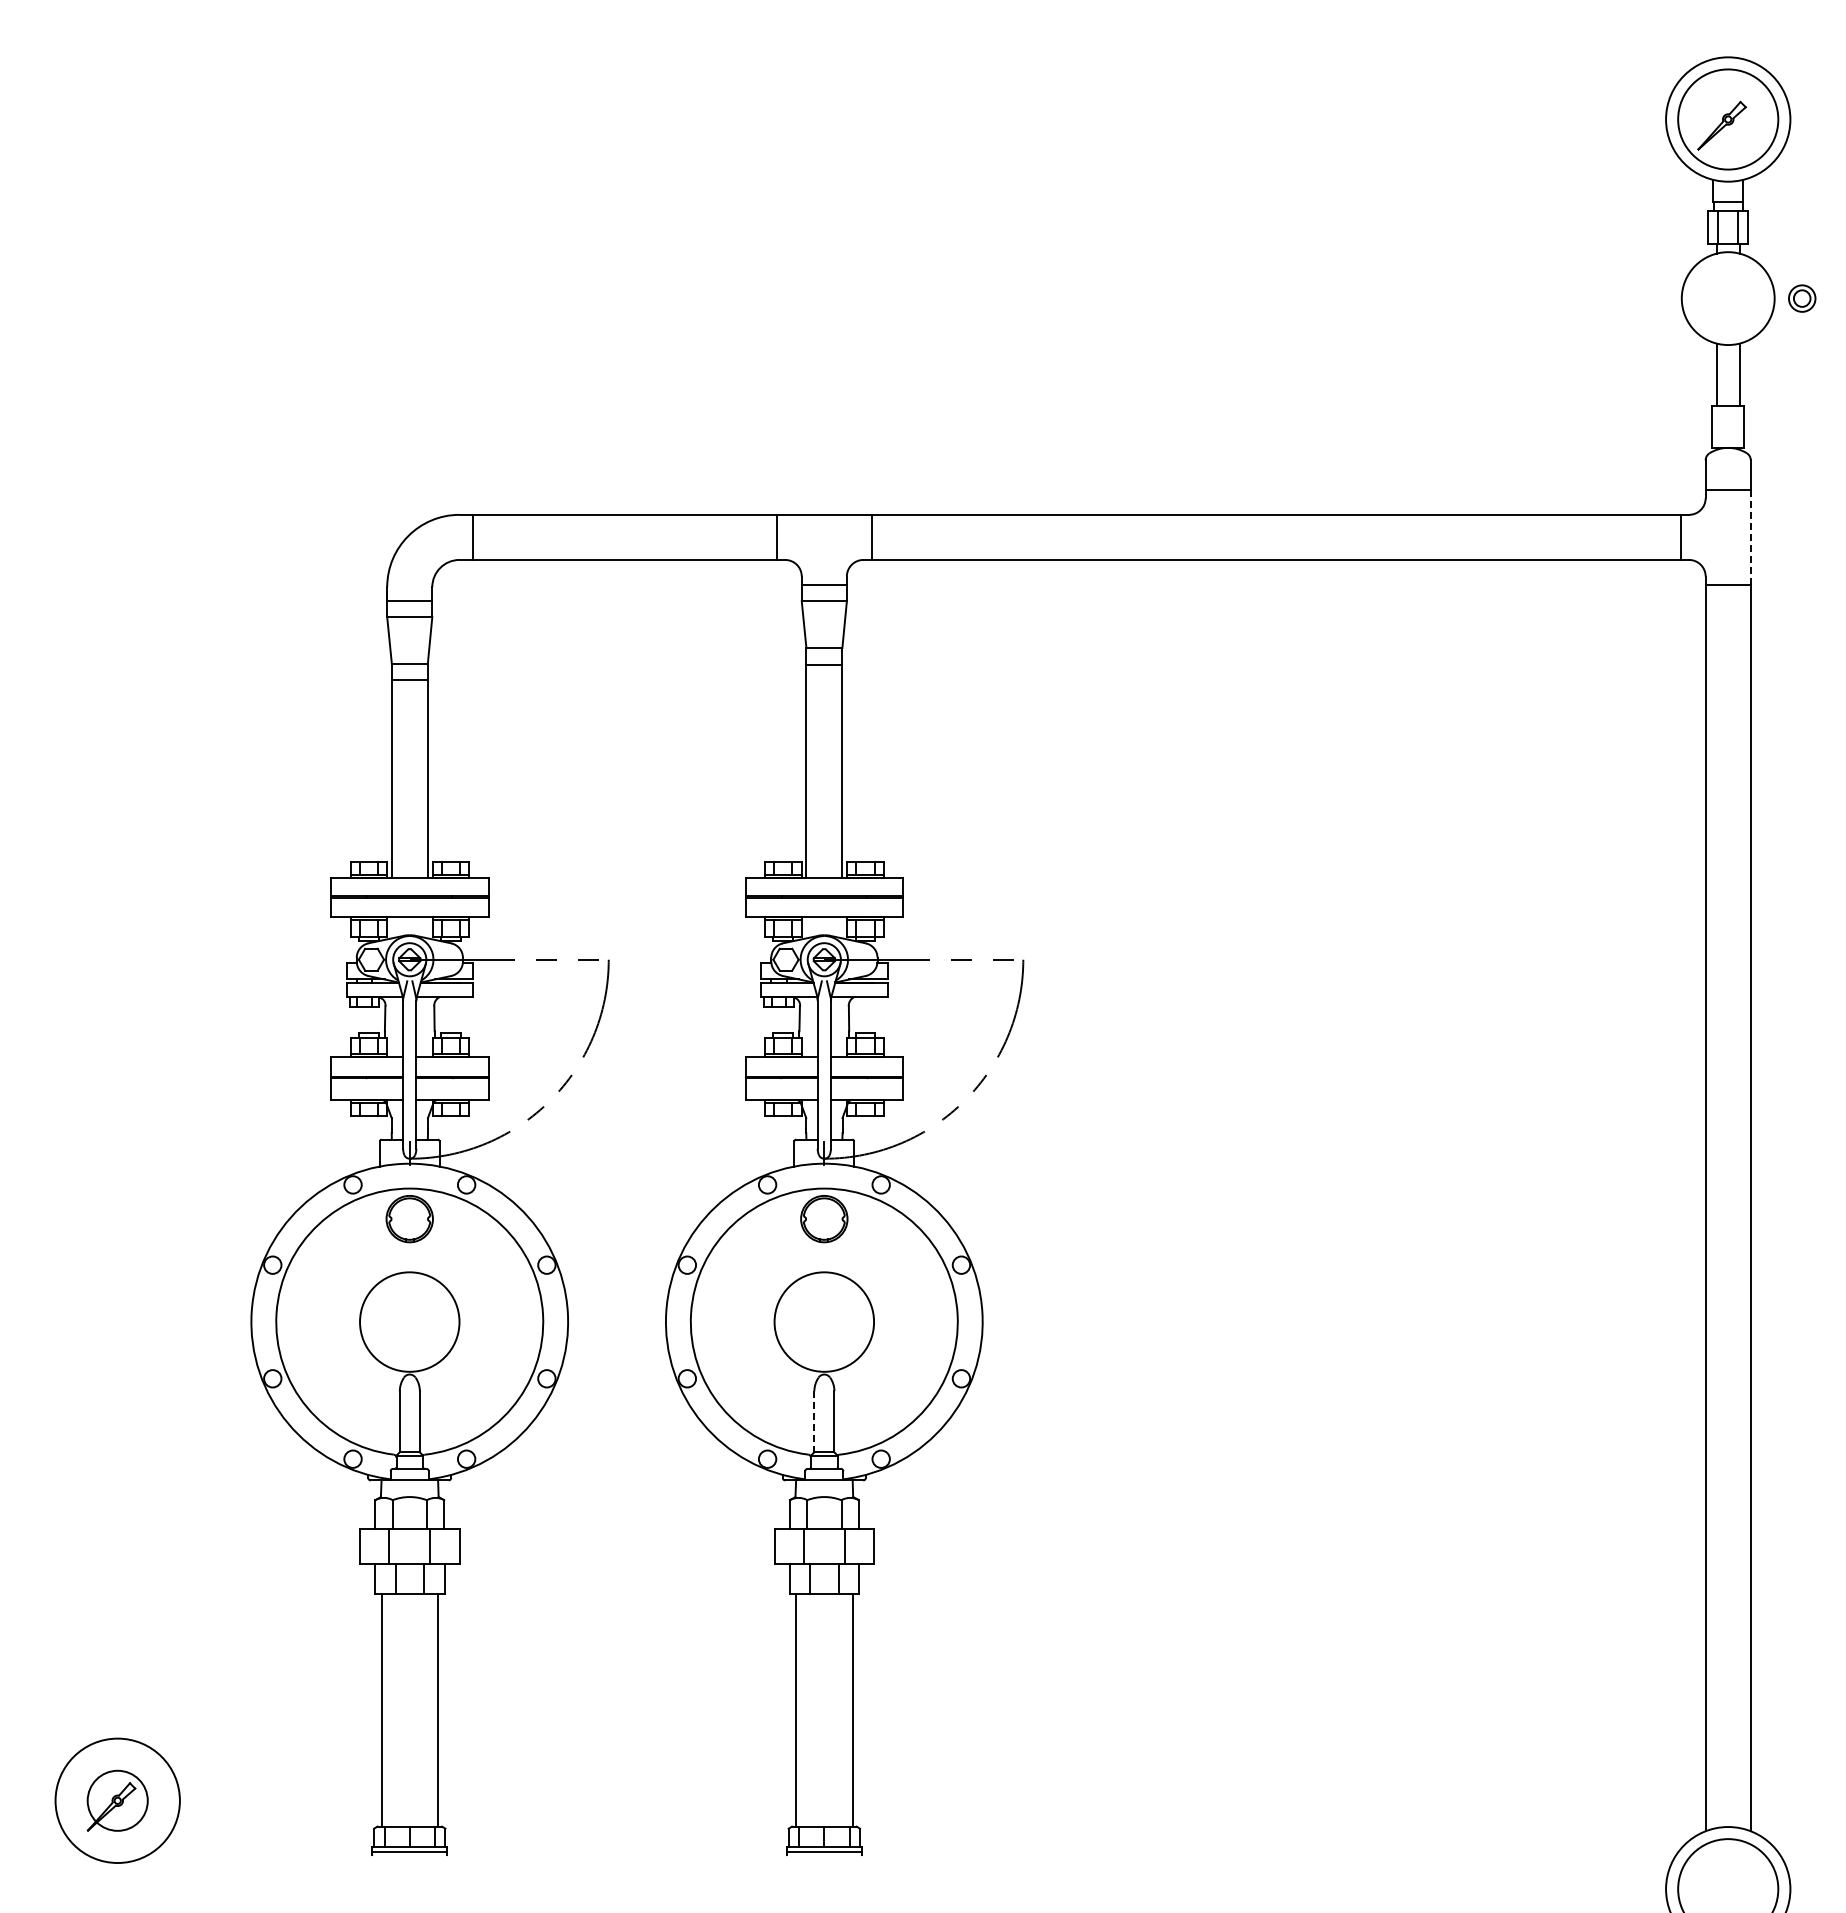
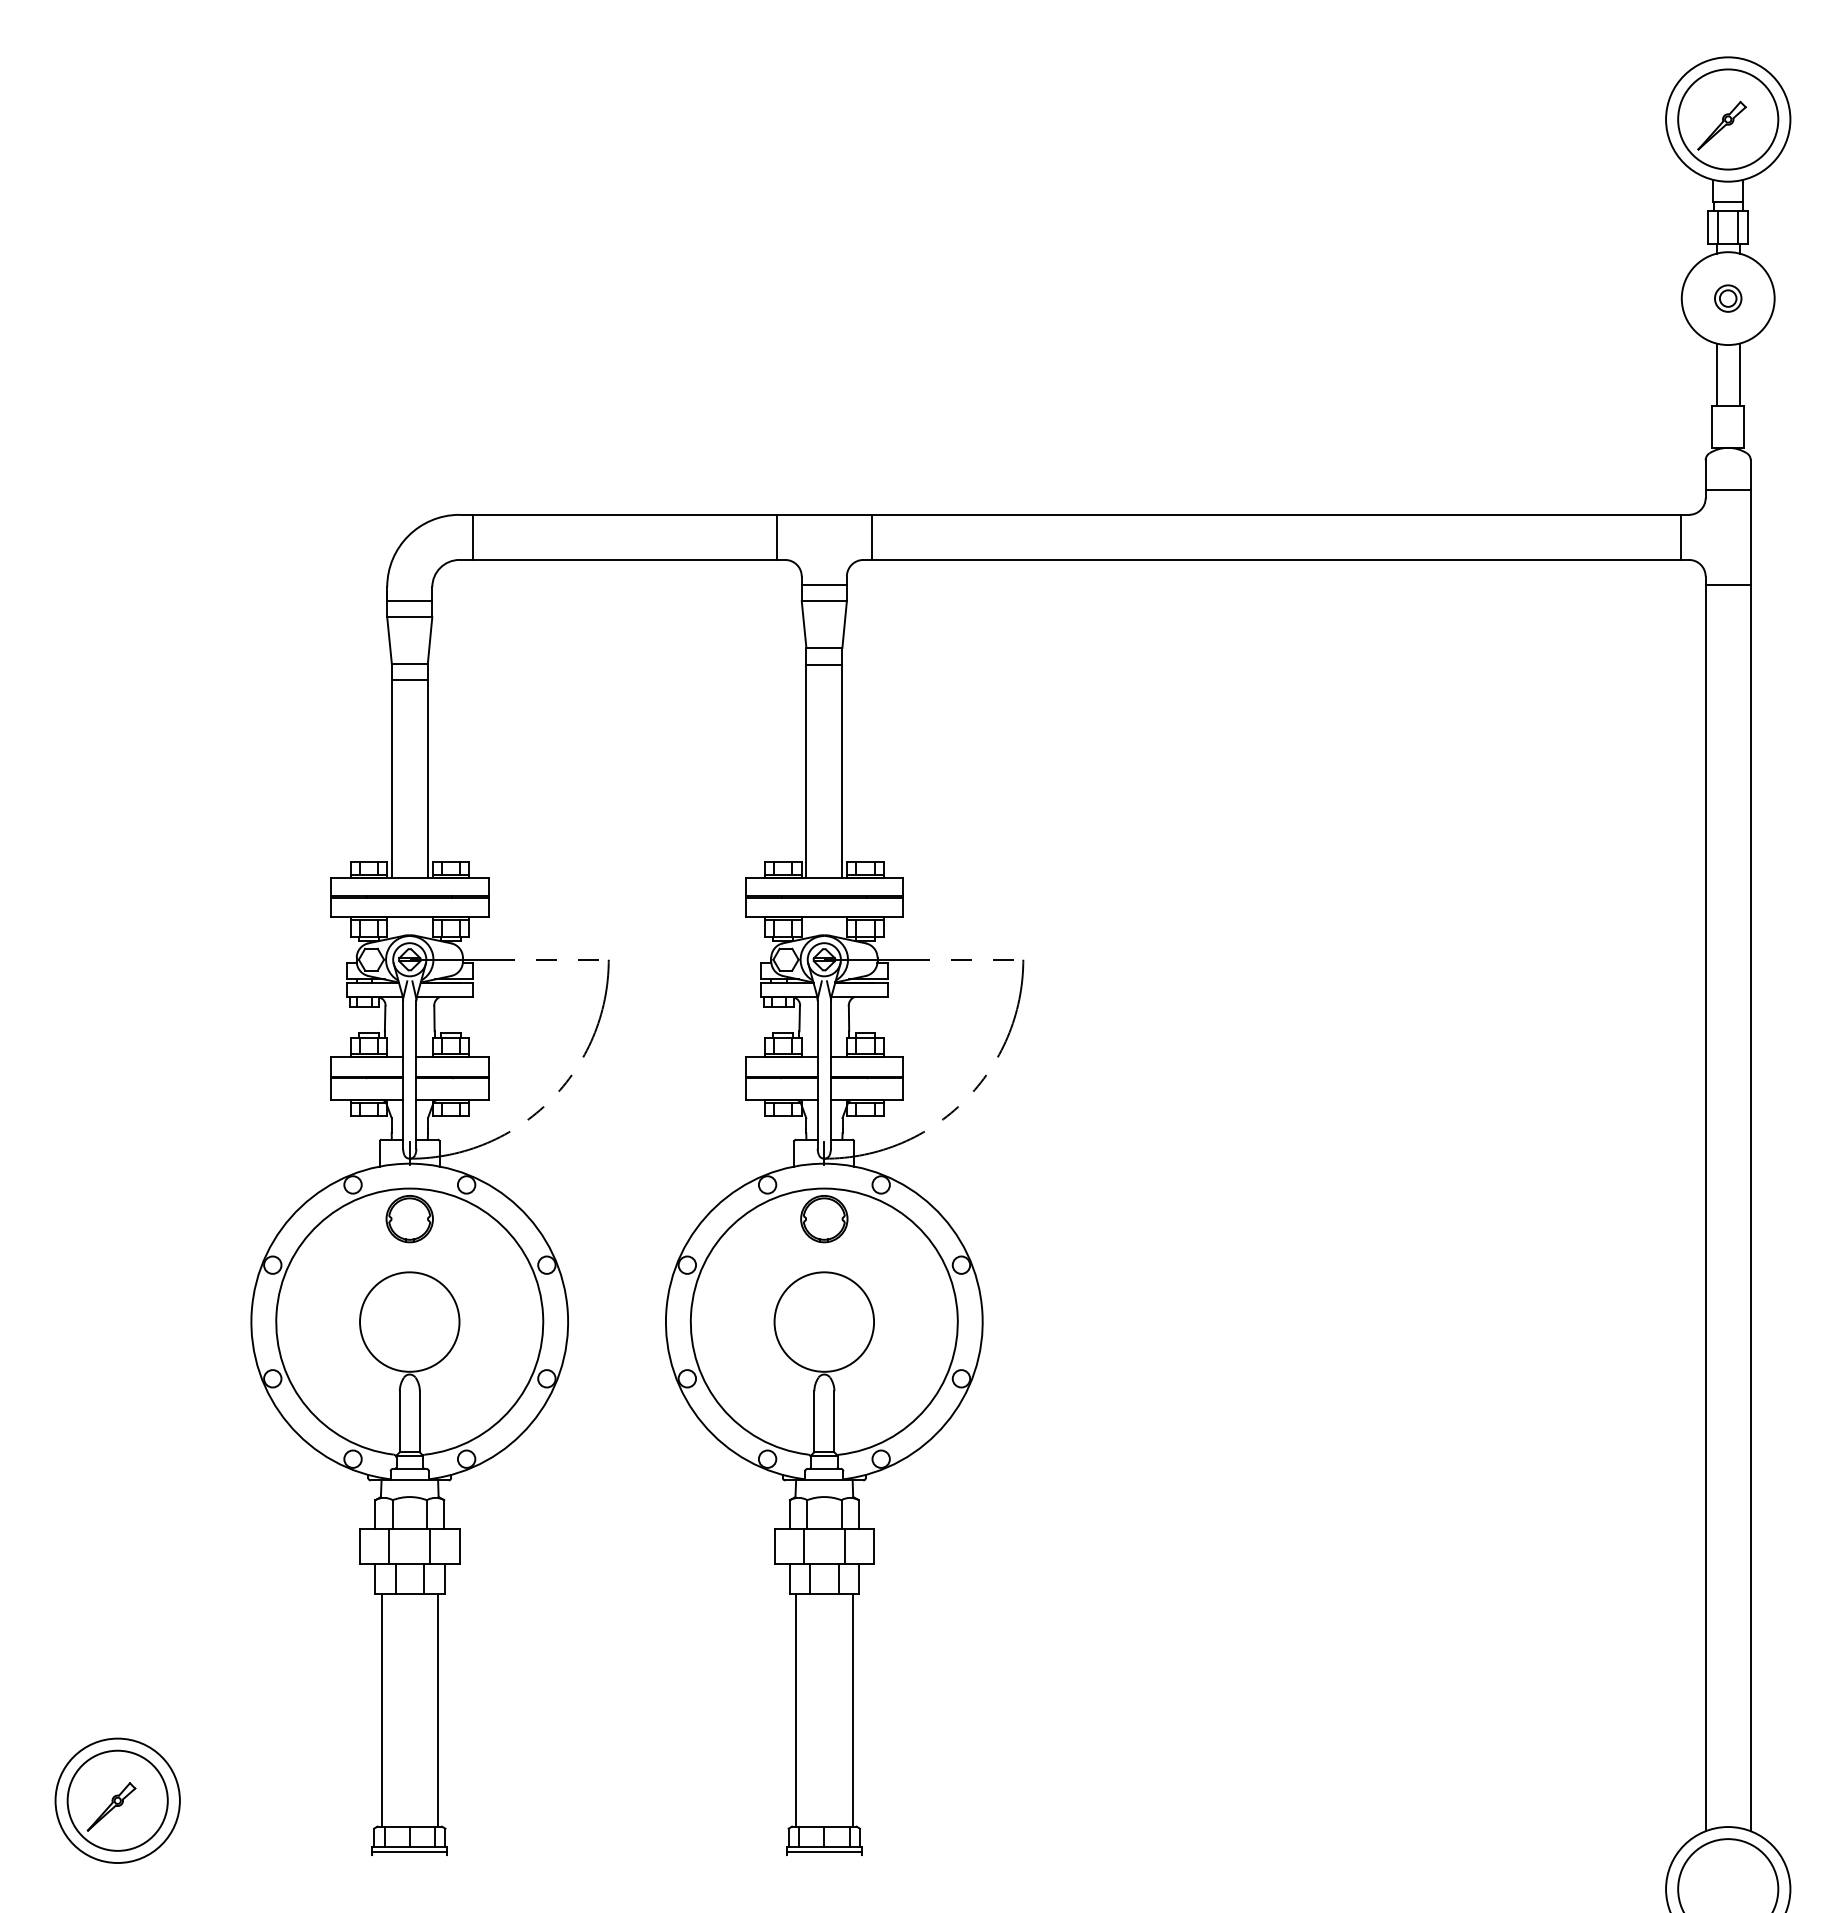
part position: (1802, 298) -> (1728, 298) (1728, 298)
line: dashed -> solid (1750, 537)
line: dashed -> solid (814, 1421)
circle diameter: 60 px -> 100 px (117, 1800)
